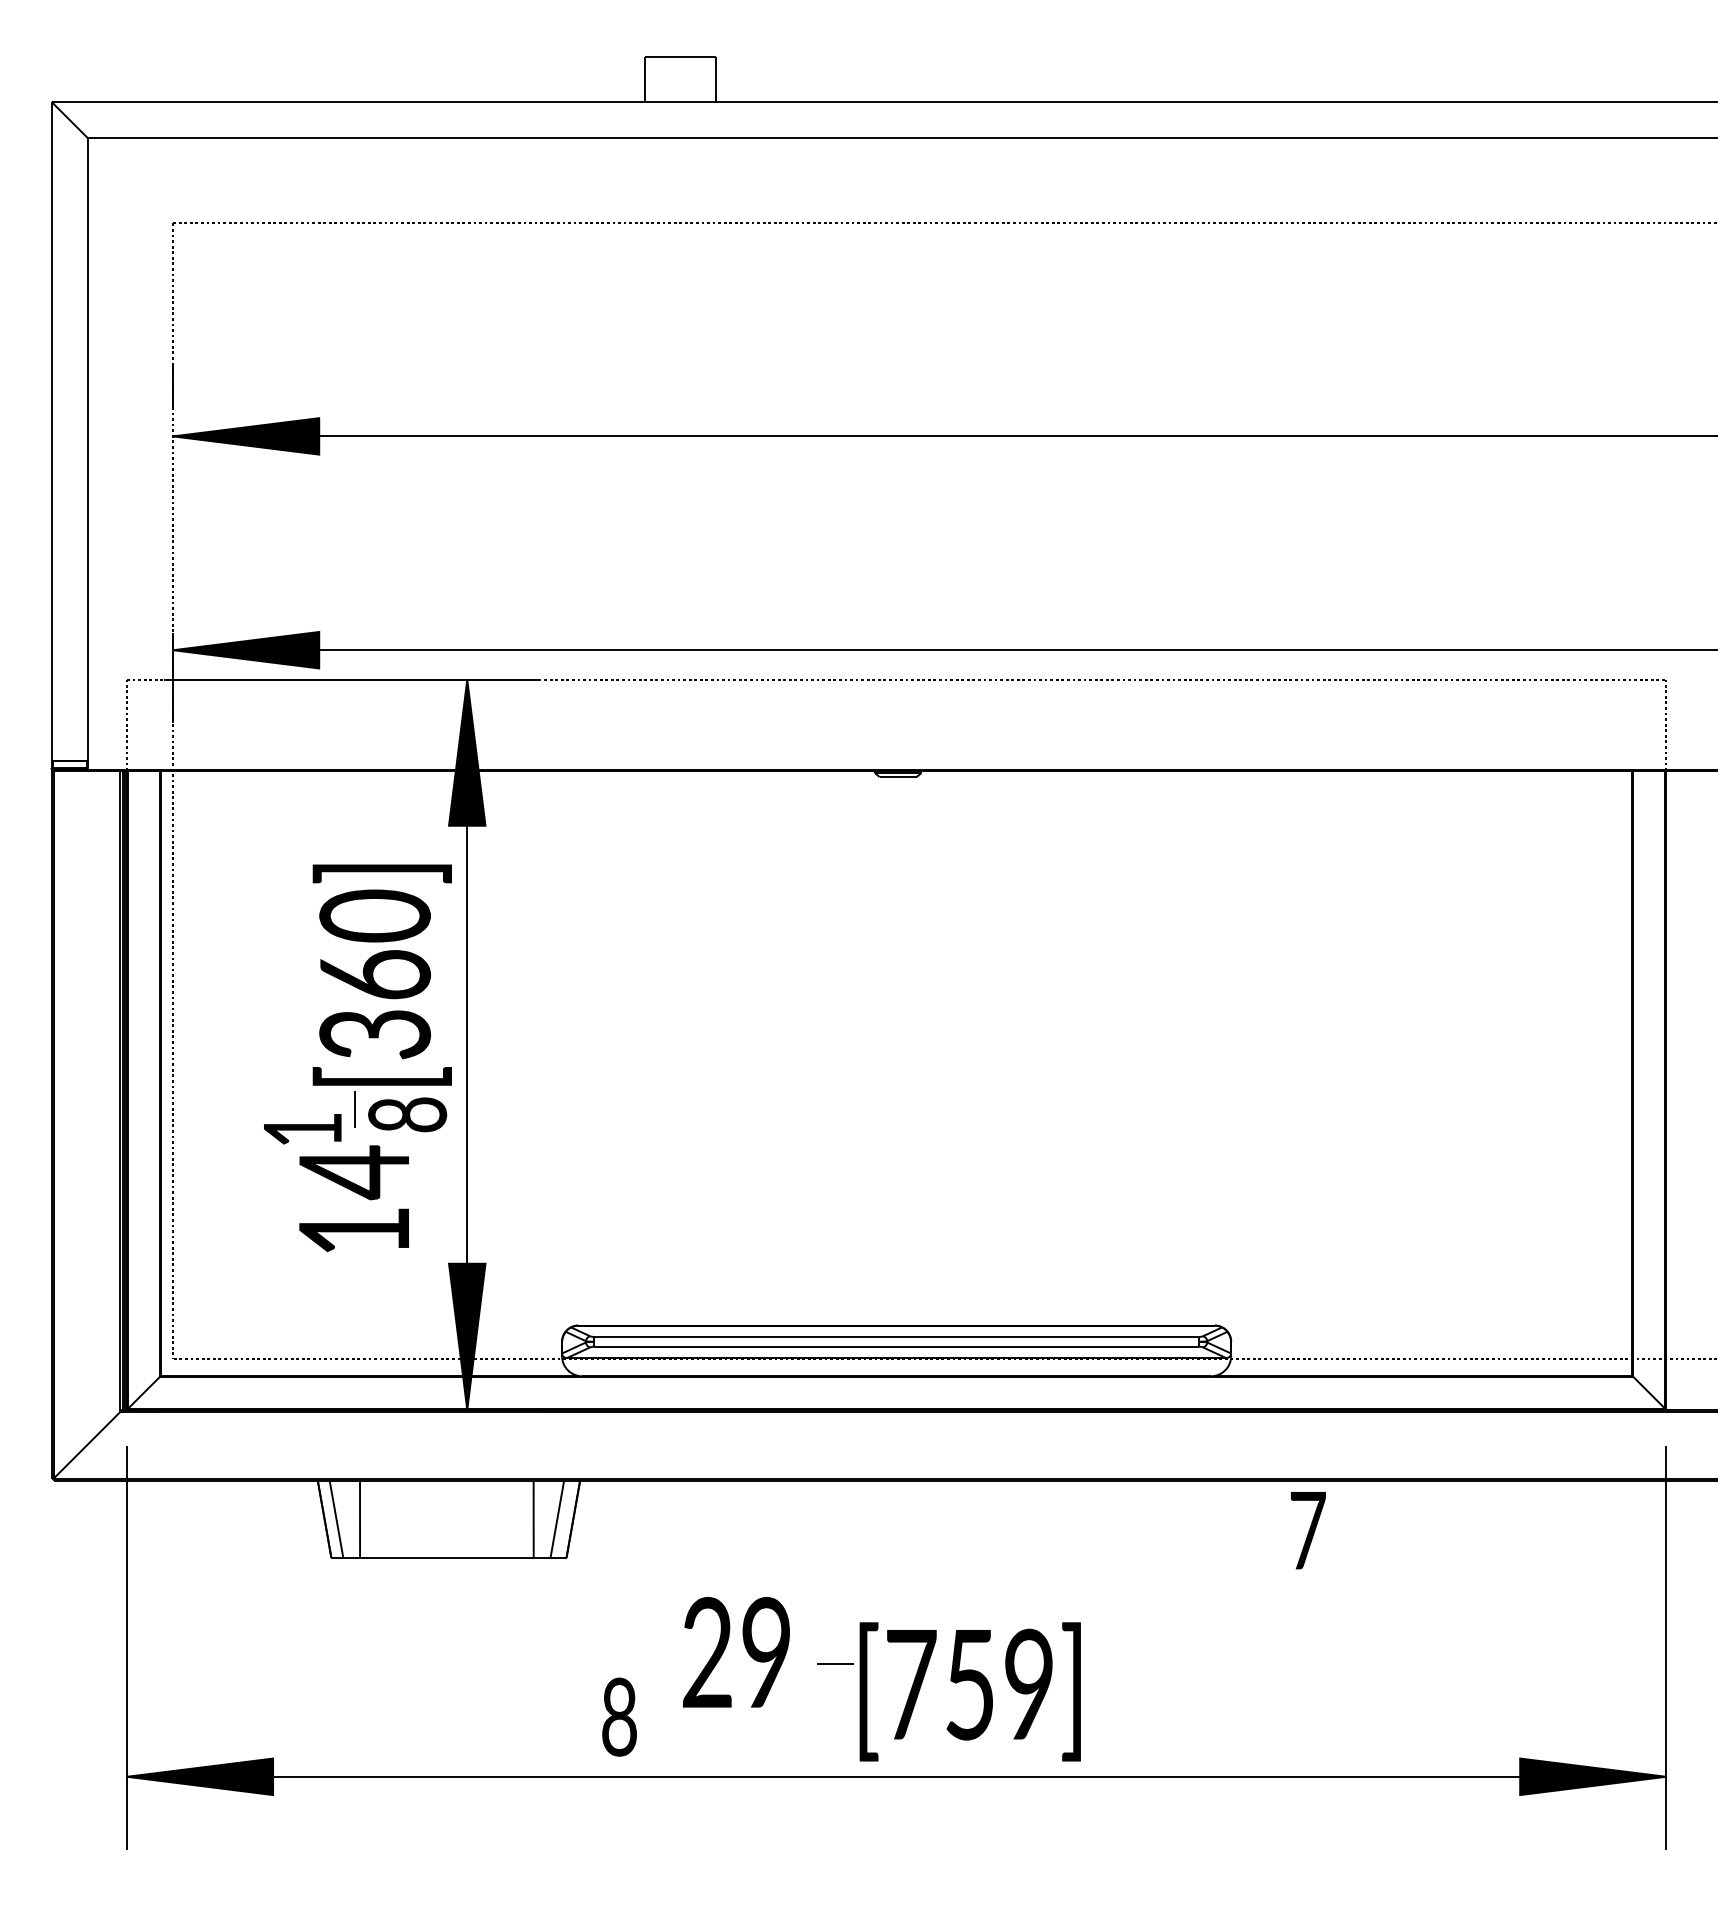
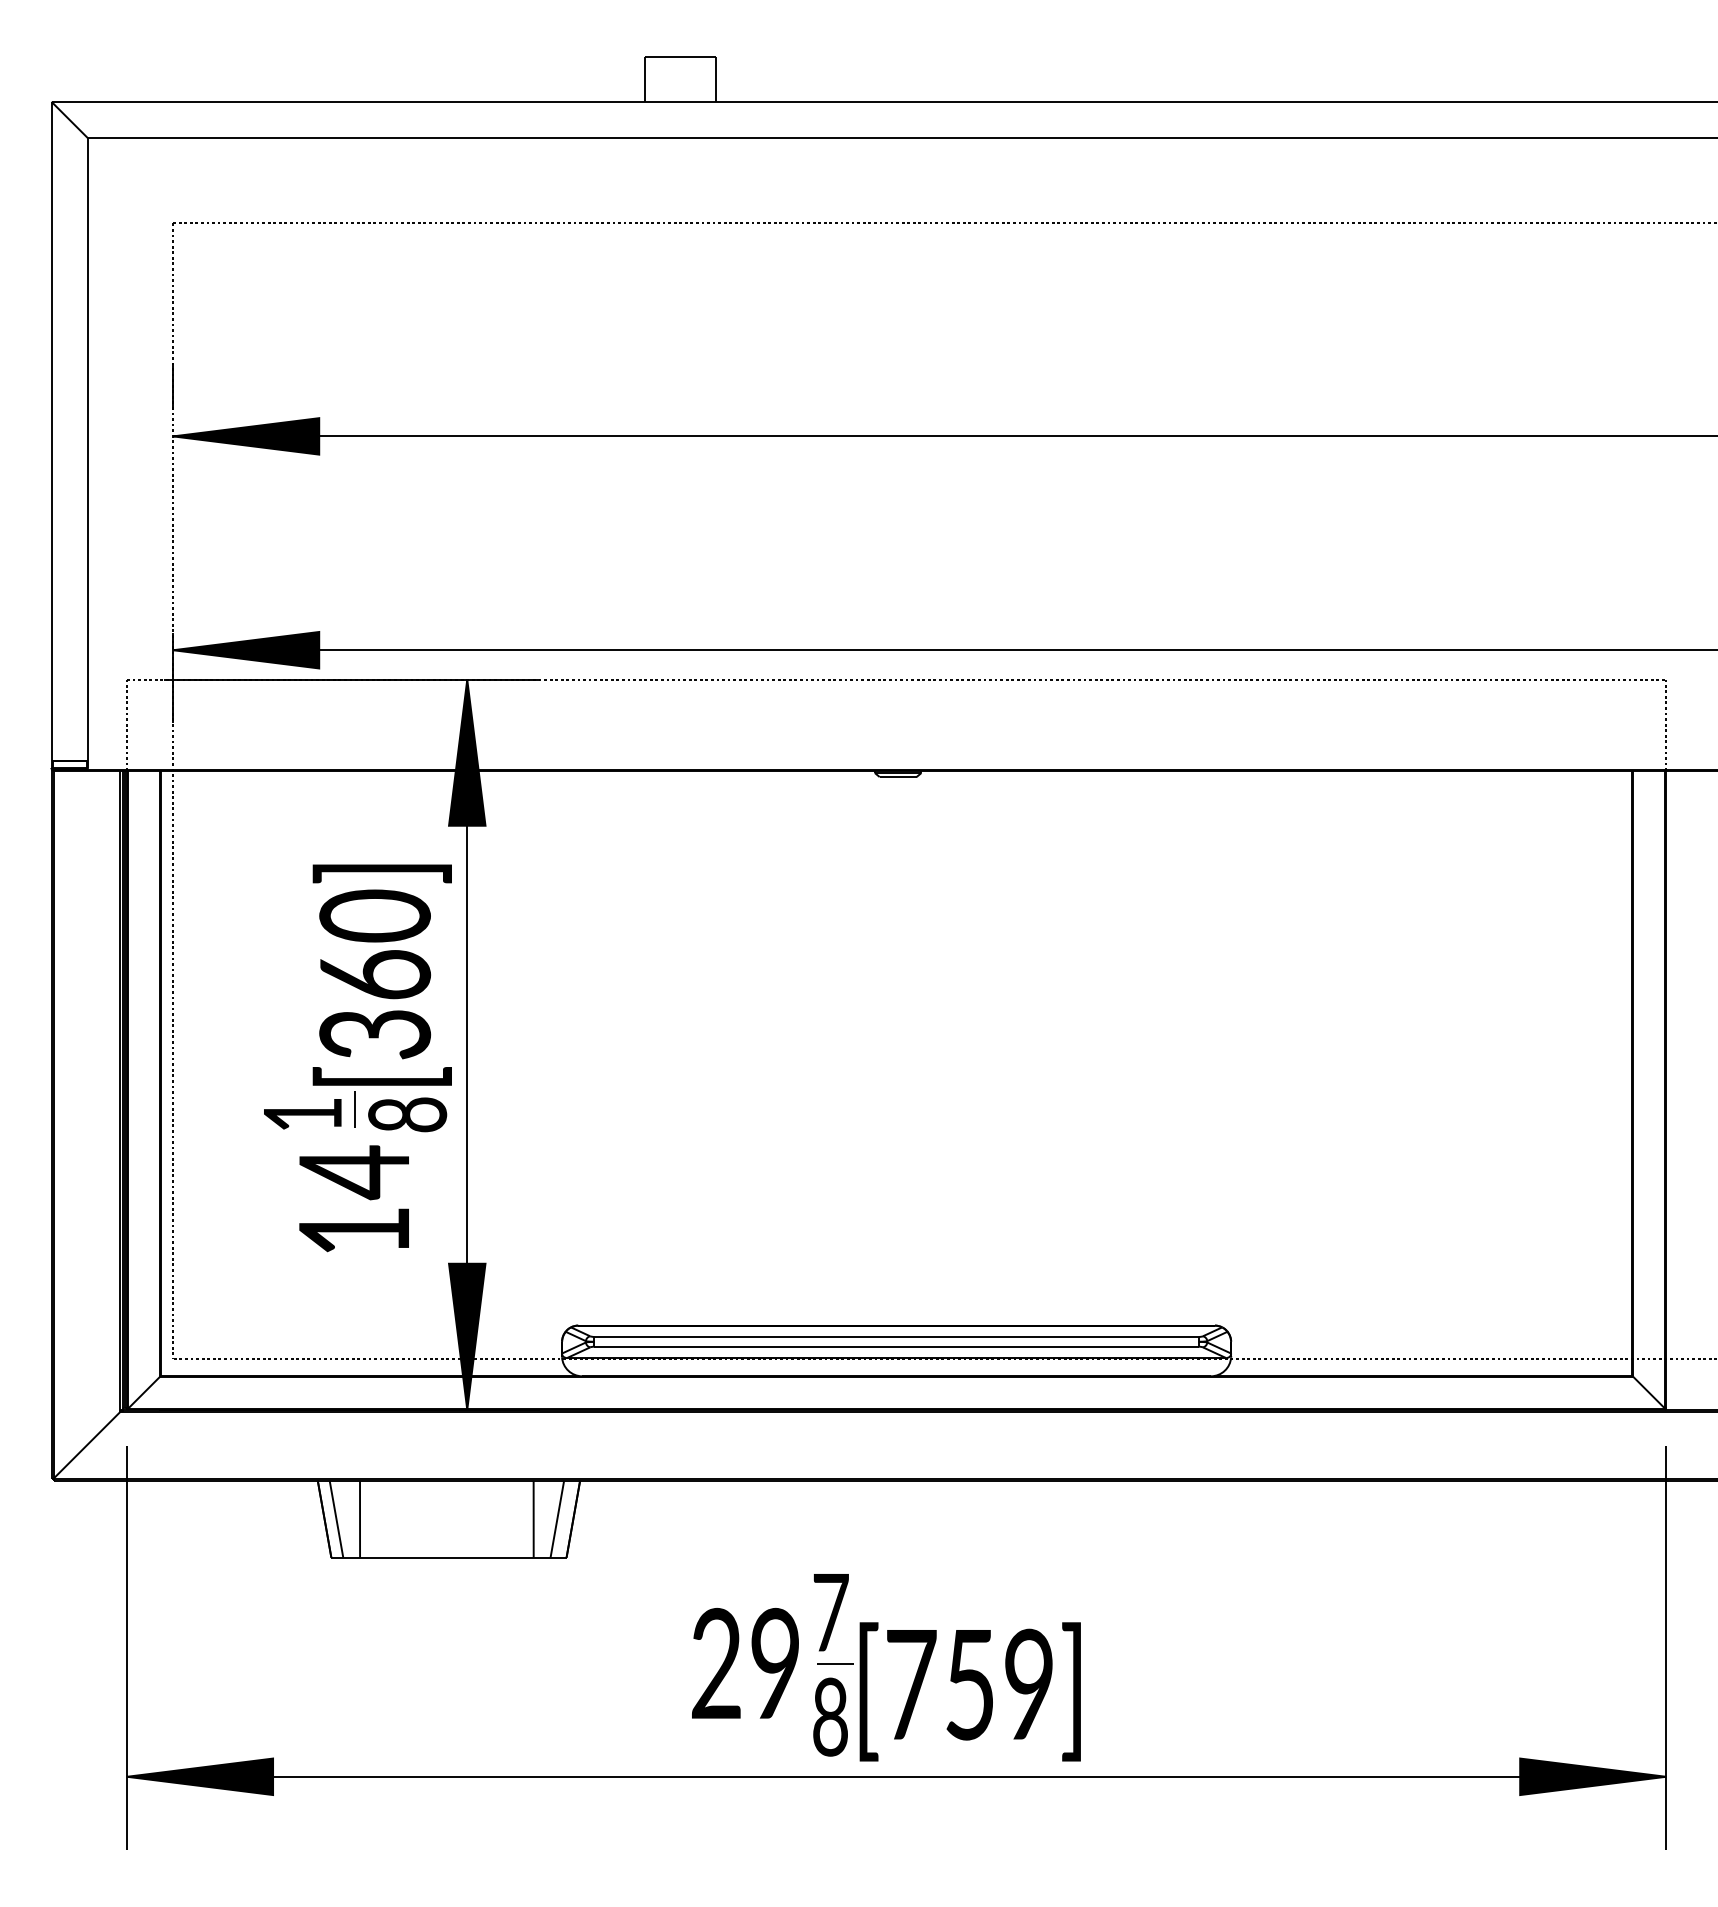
text position: (302, 1129) -> (302, 1114) (302, 1114)
text position: (1308, 1530) -> (831, 1612) (831, 1612)
text position: (736, 1652) -> (745, 1663) (745, 1663)
text position: (619, 1716) -> (830, 1716) (830, 1716)
